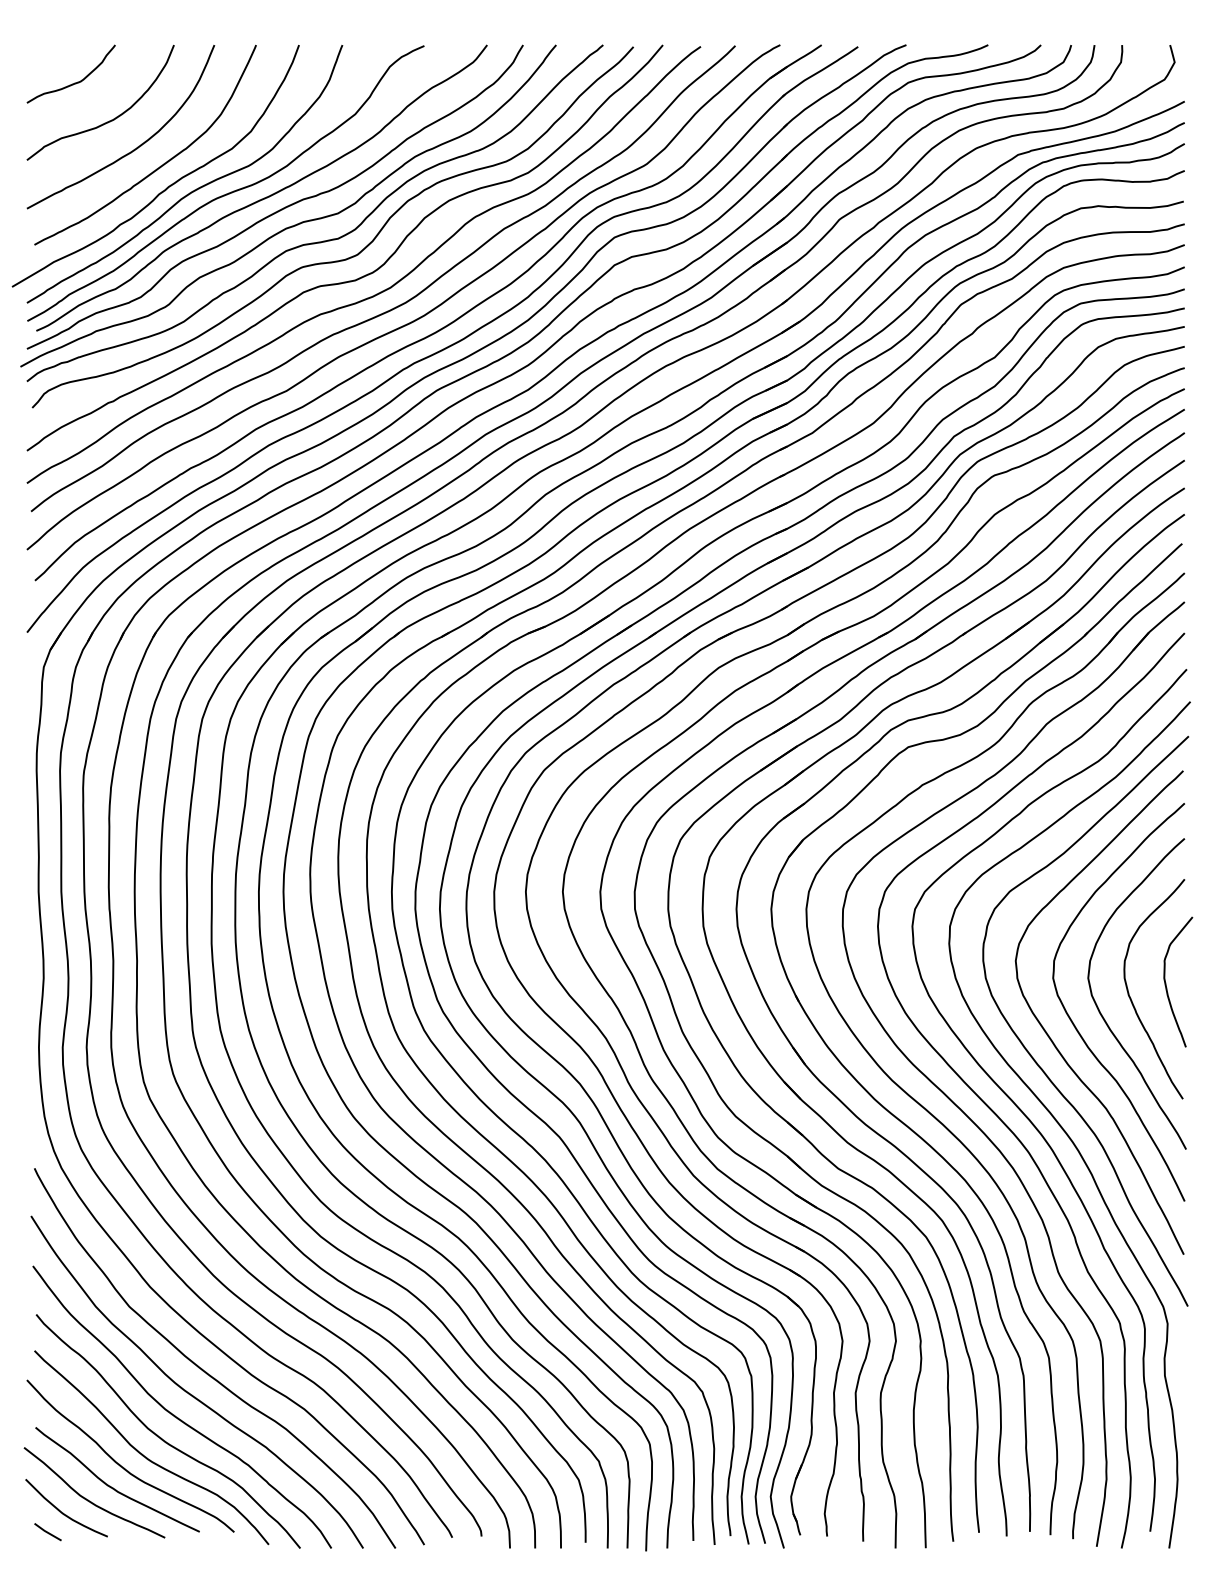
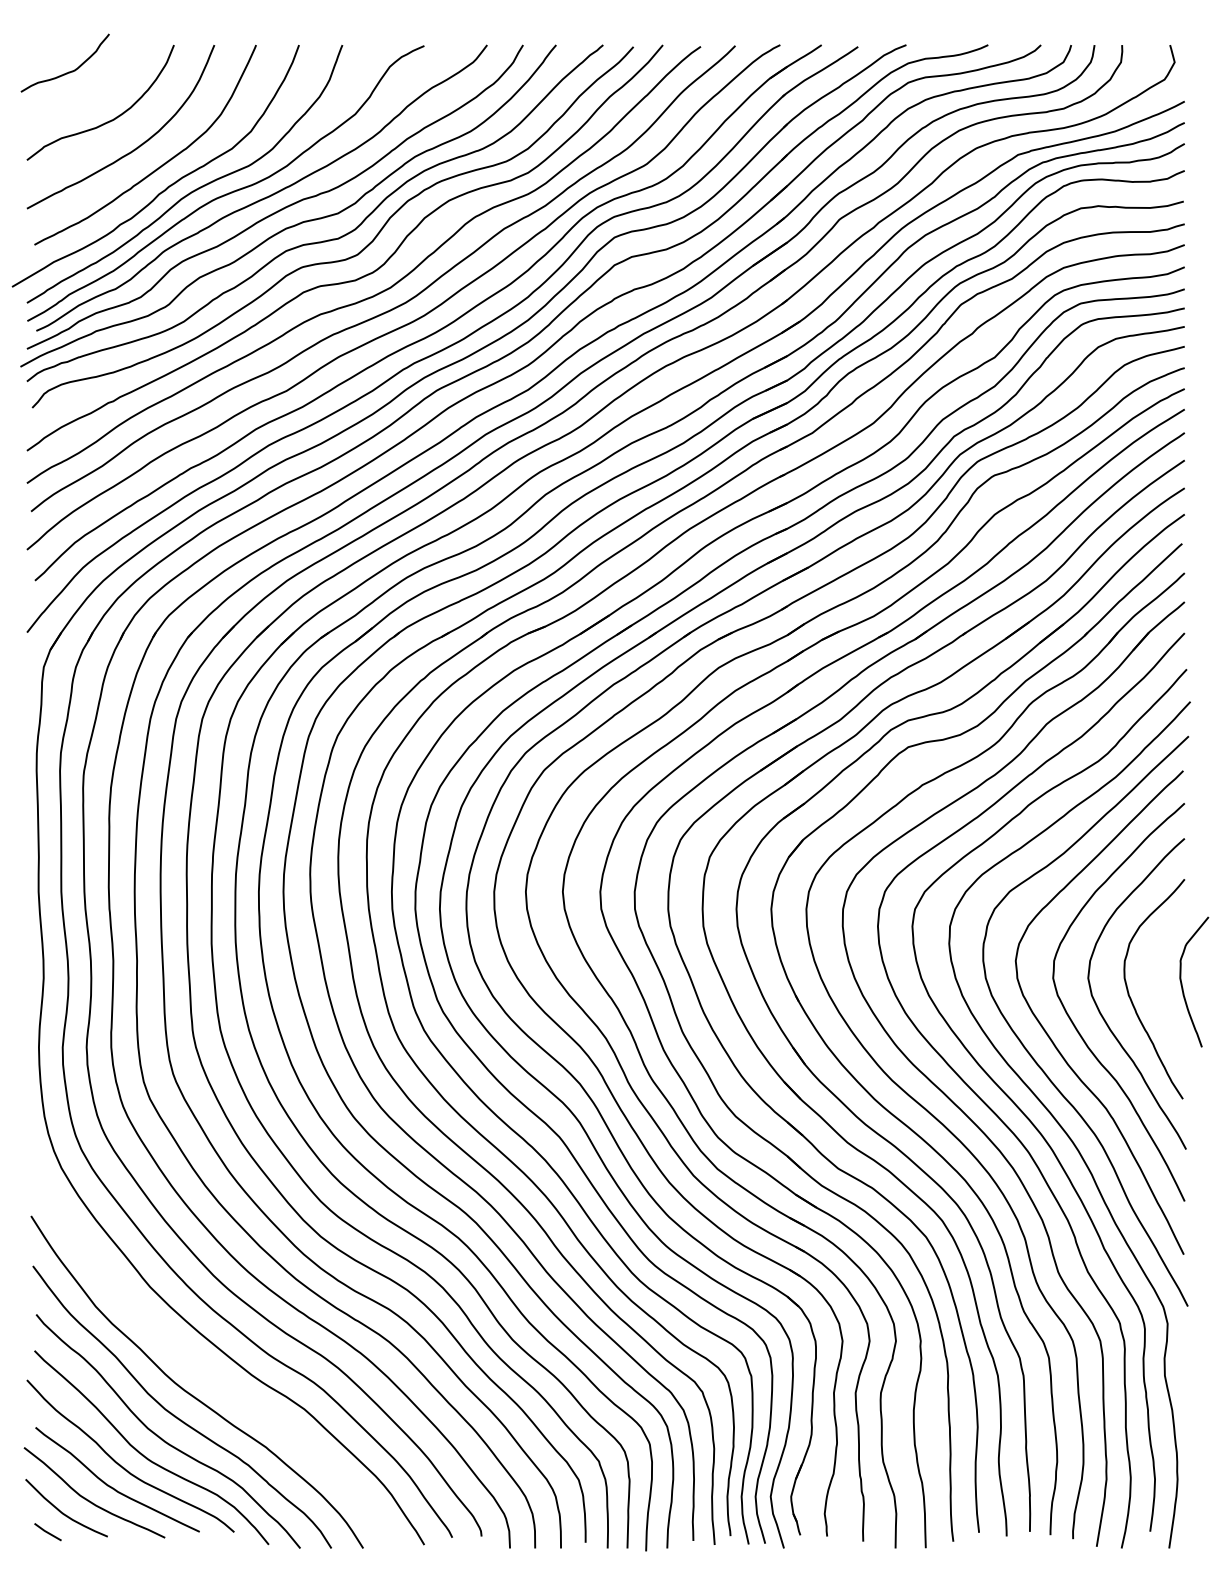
curve position: (74, 82) -> (68, 71) (68, 71)
curve position: (1166, 982) -> (1182, 982) (1182, 982)
curve: present -> none (206, 1371)
